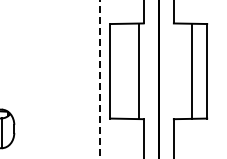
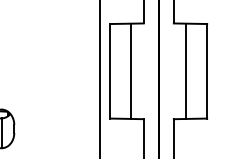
line position: (139, 70) -> (131, 70) (131, 70)
line position: (192, 70) -> (186, 70) (186, 70)
line: dashed -> solid (99, 79)
